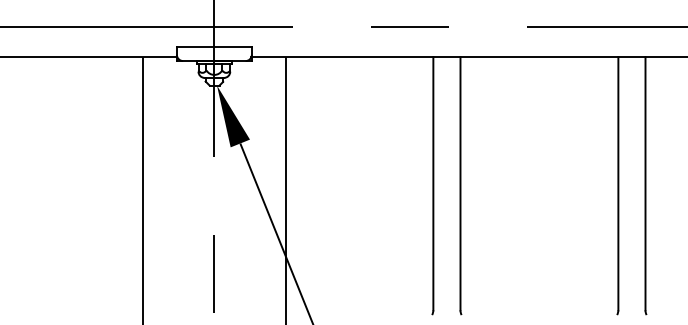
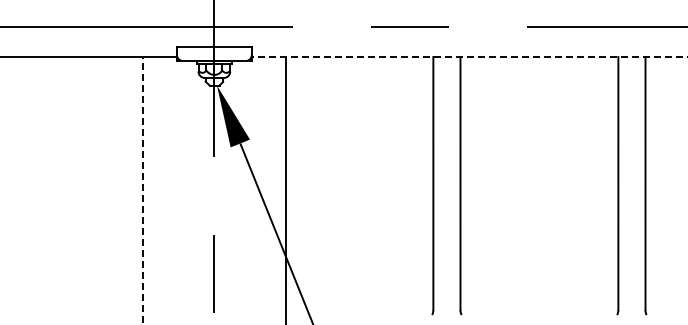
line: solid -> dashed (469, 57)
line: solid -> dashed (142, 190)
